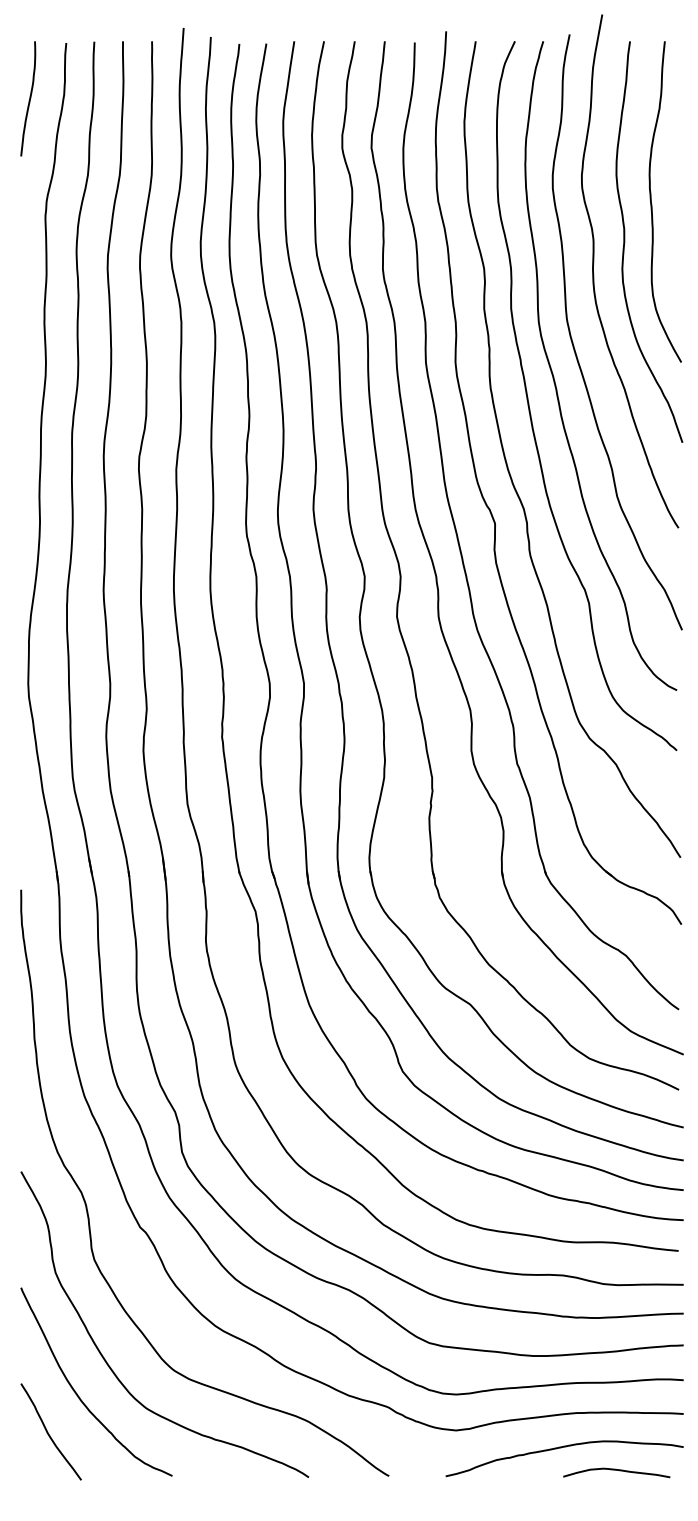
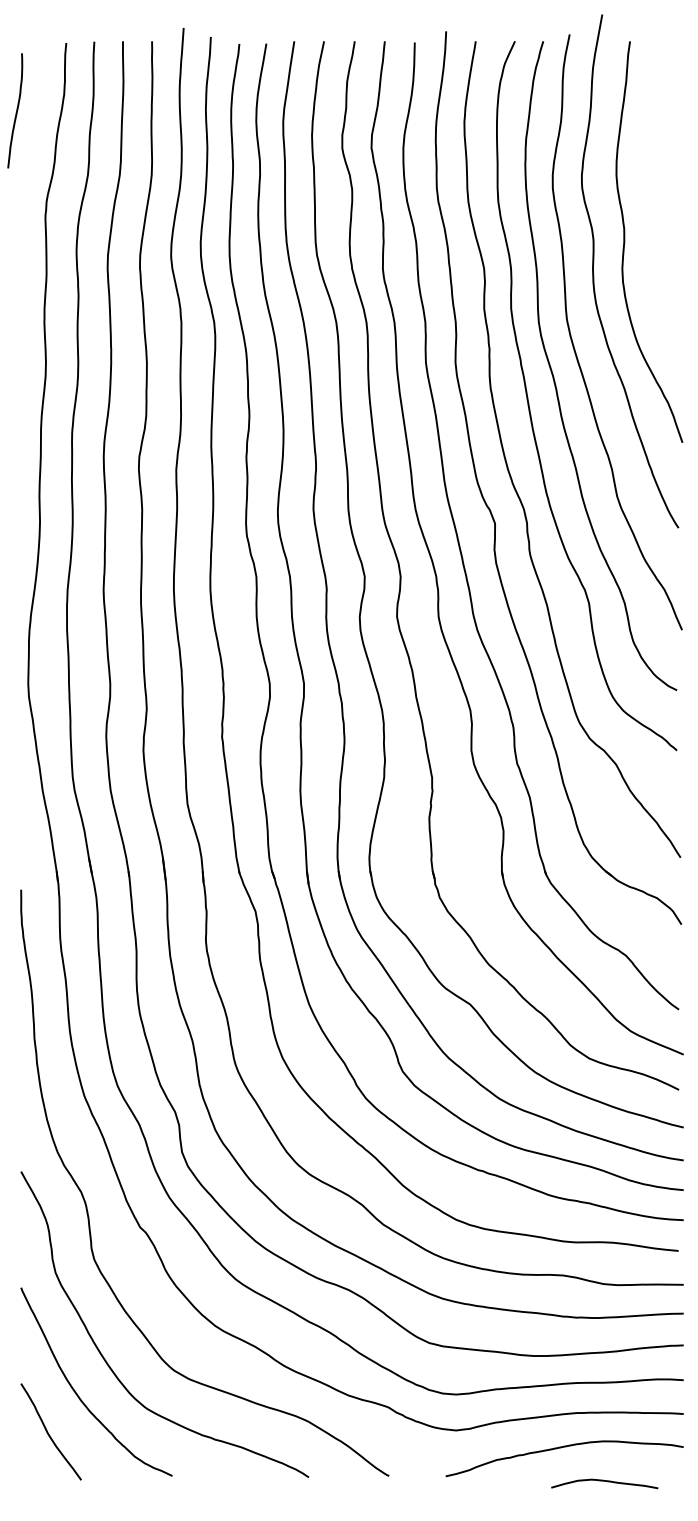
curve position: (29, 98) -> (16, 110) (16, 110)
curve: present -> none (652, 204)
curve position: (616, 1470) -> (604, 1481) (604, 1481)
